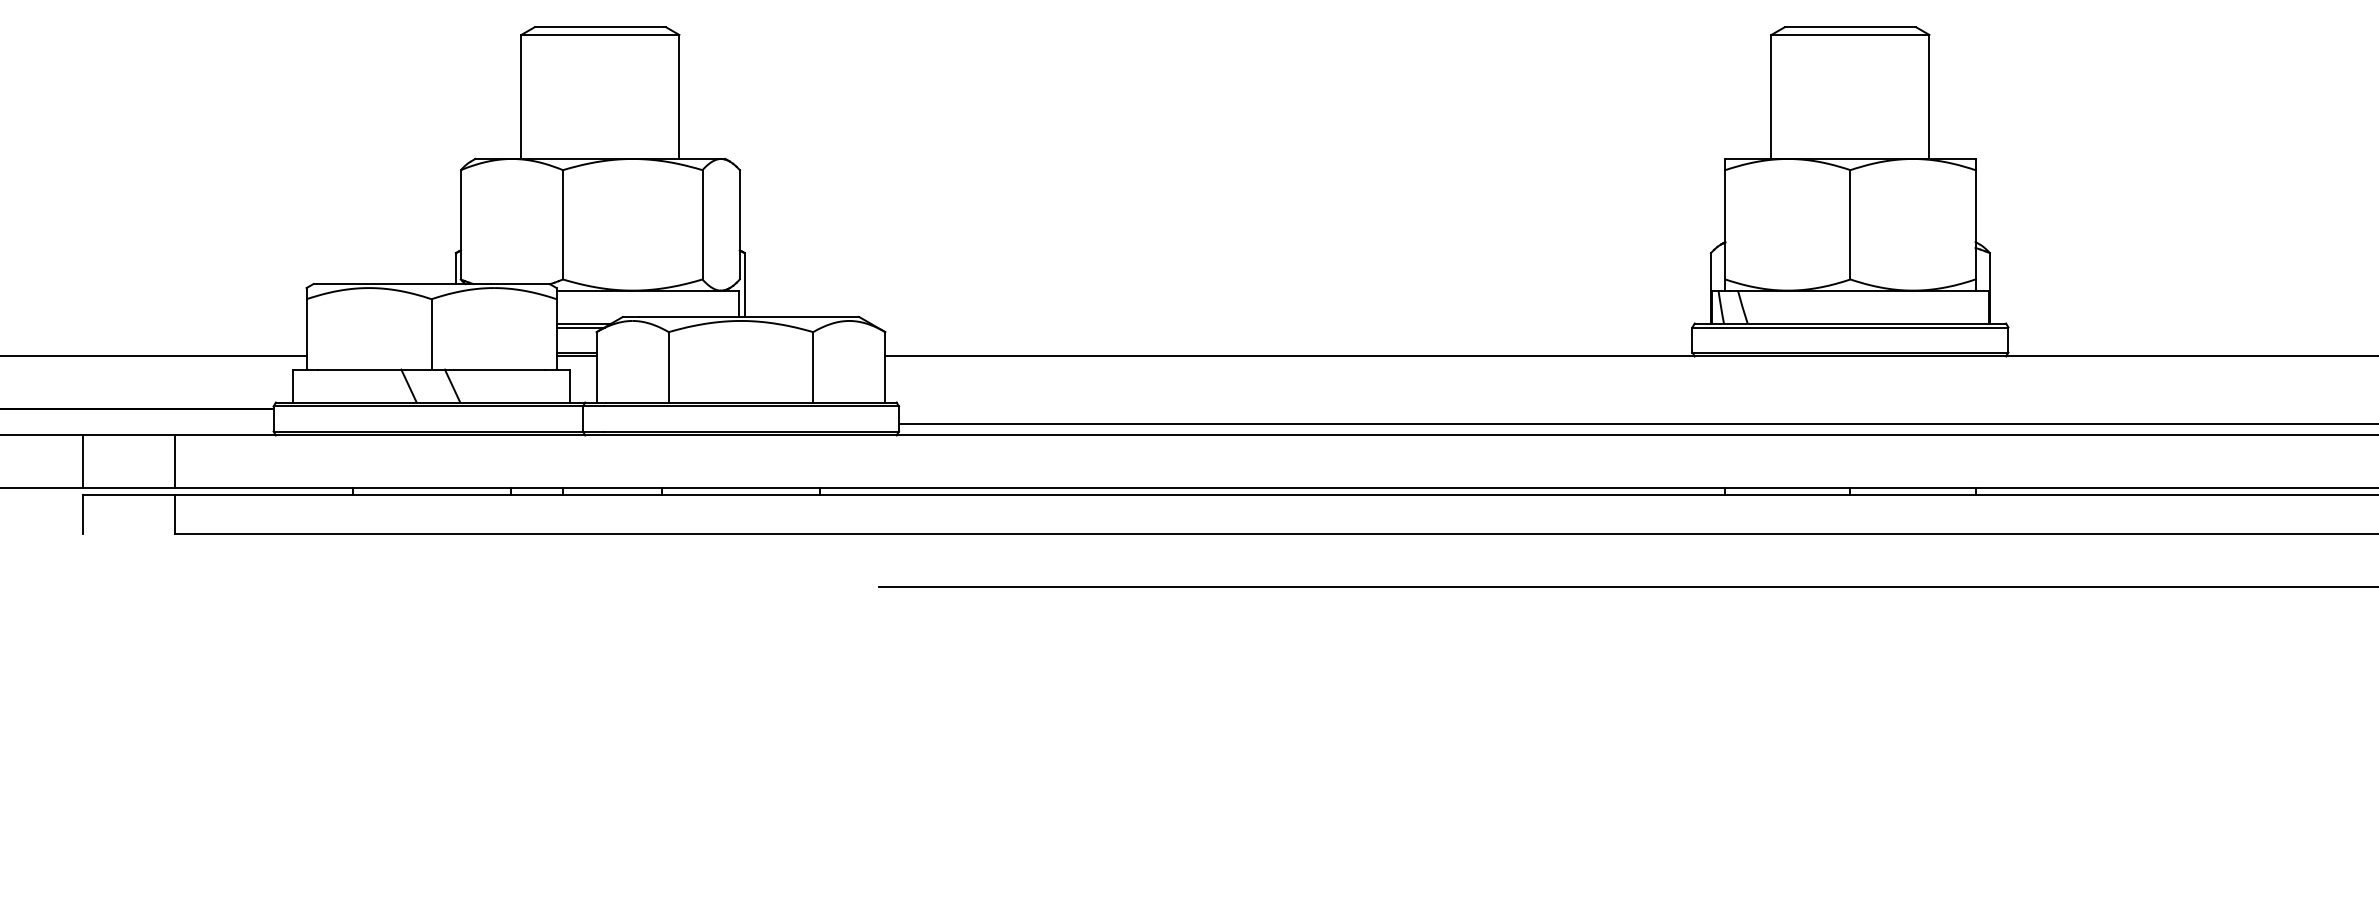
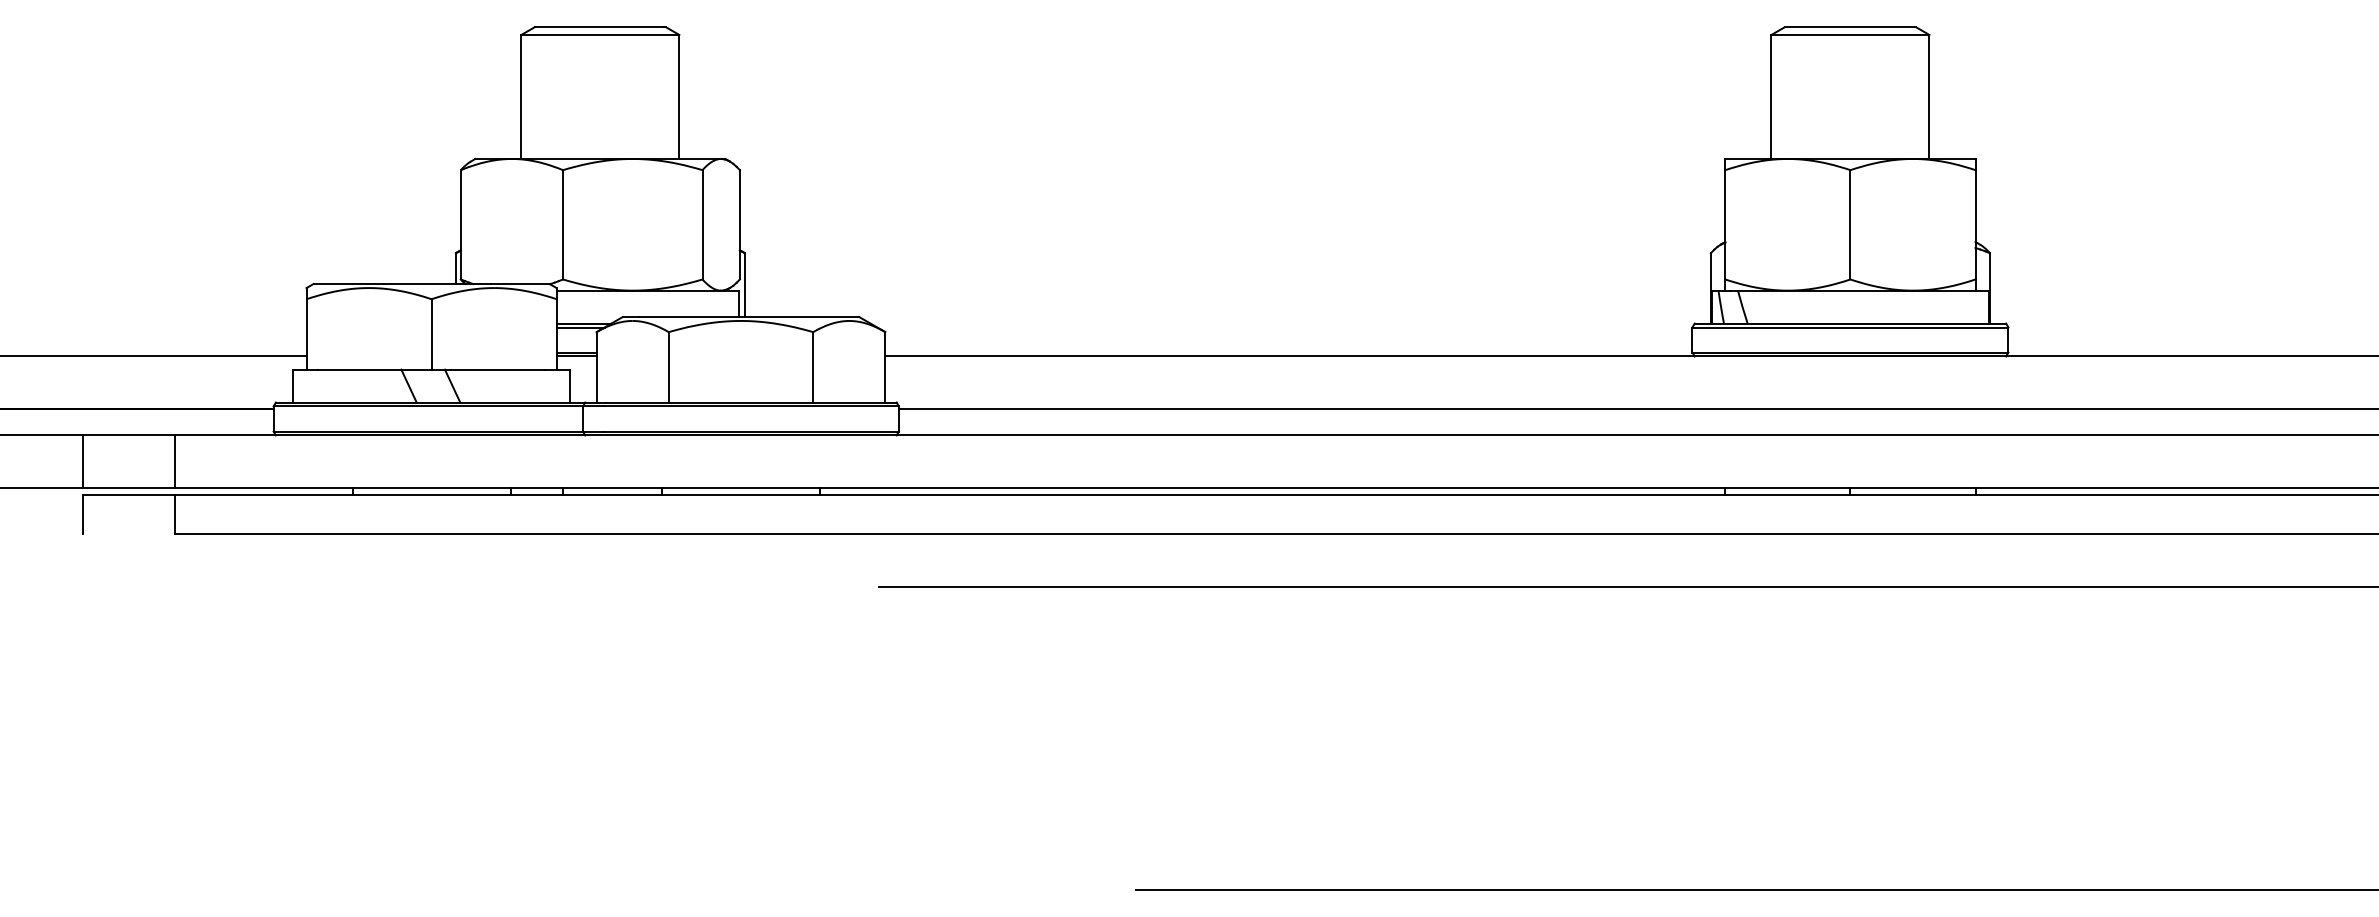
line position: (1636, 424) -> (1636, 409) (1636, 409)
line: none -> present (1755, 889)
